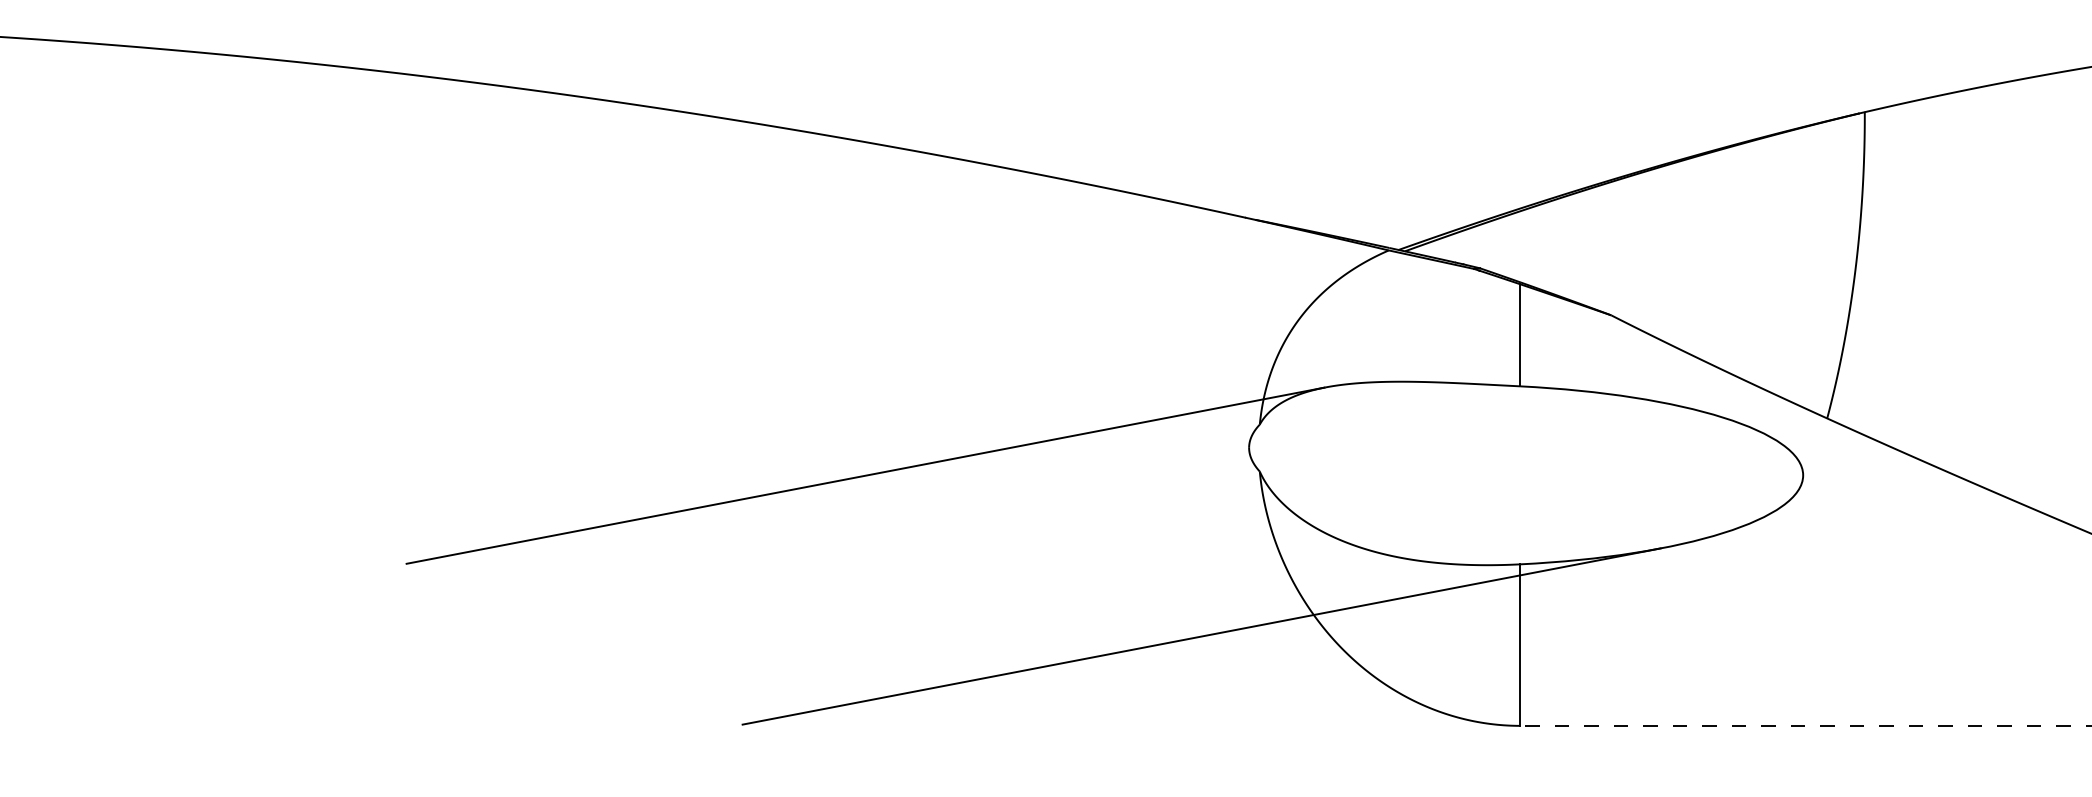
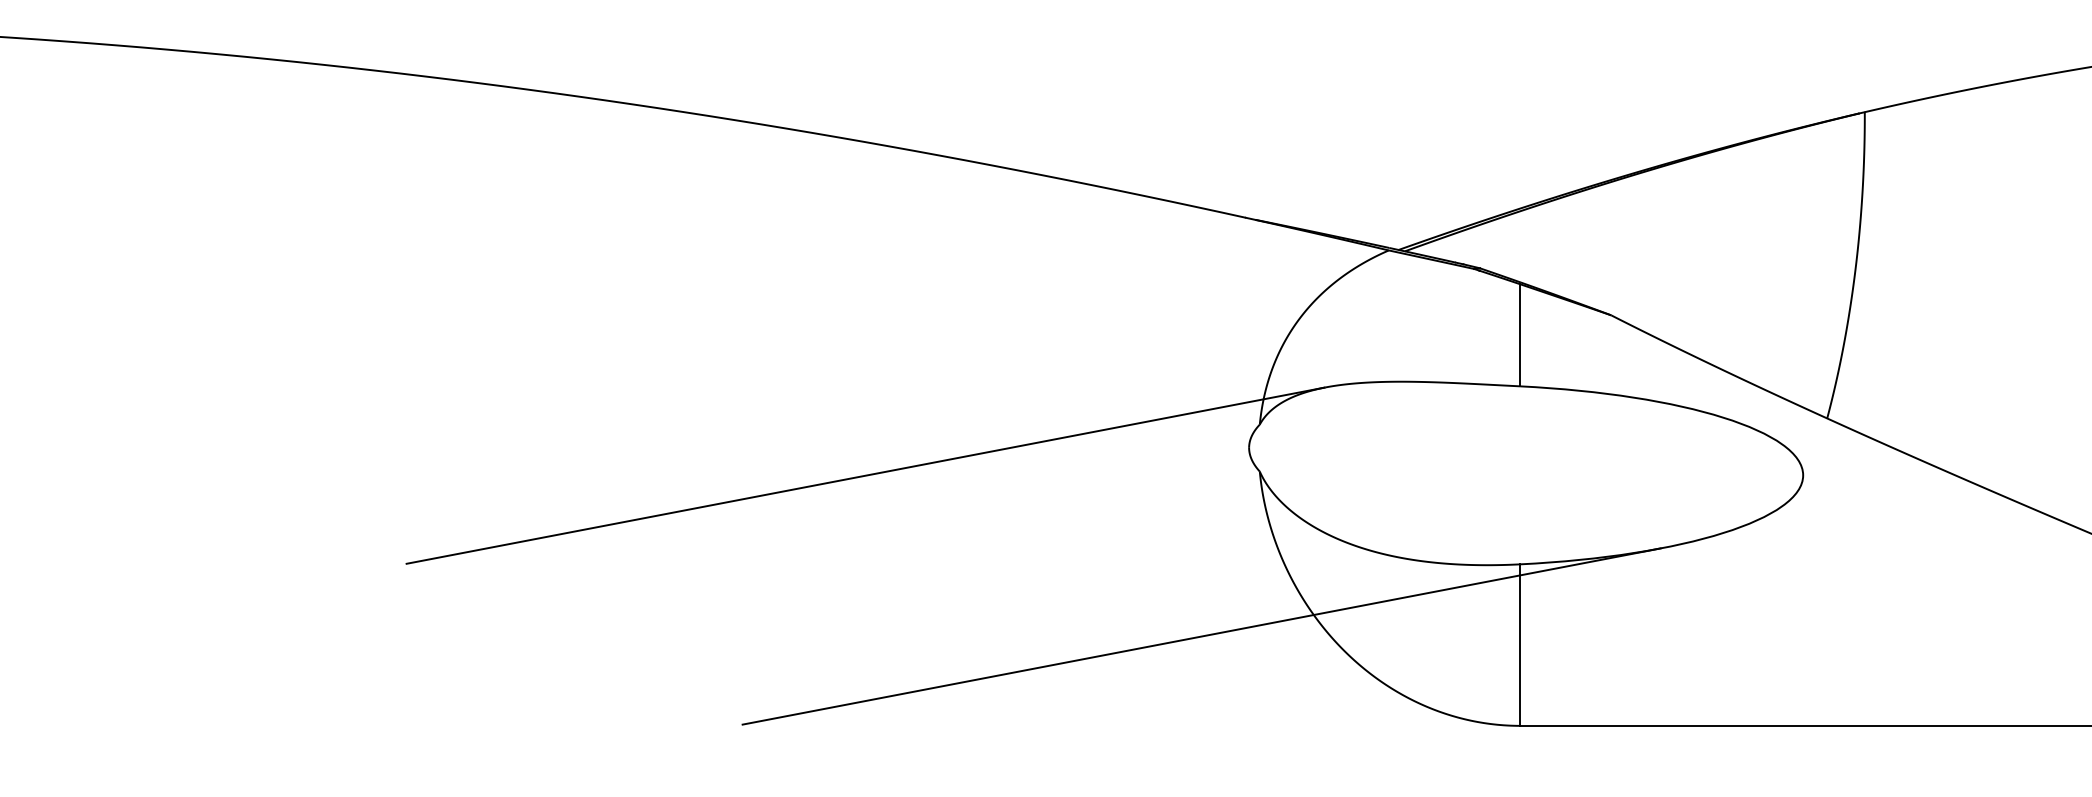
line: dashed -> solid (1806, 725)
